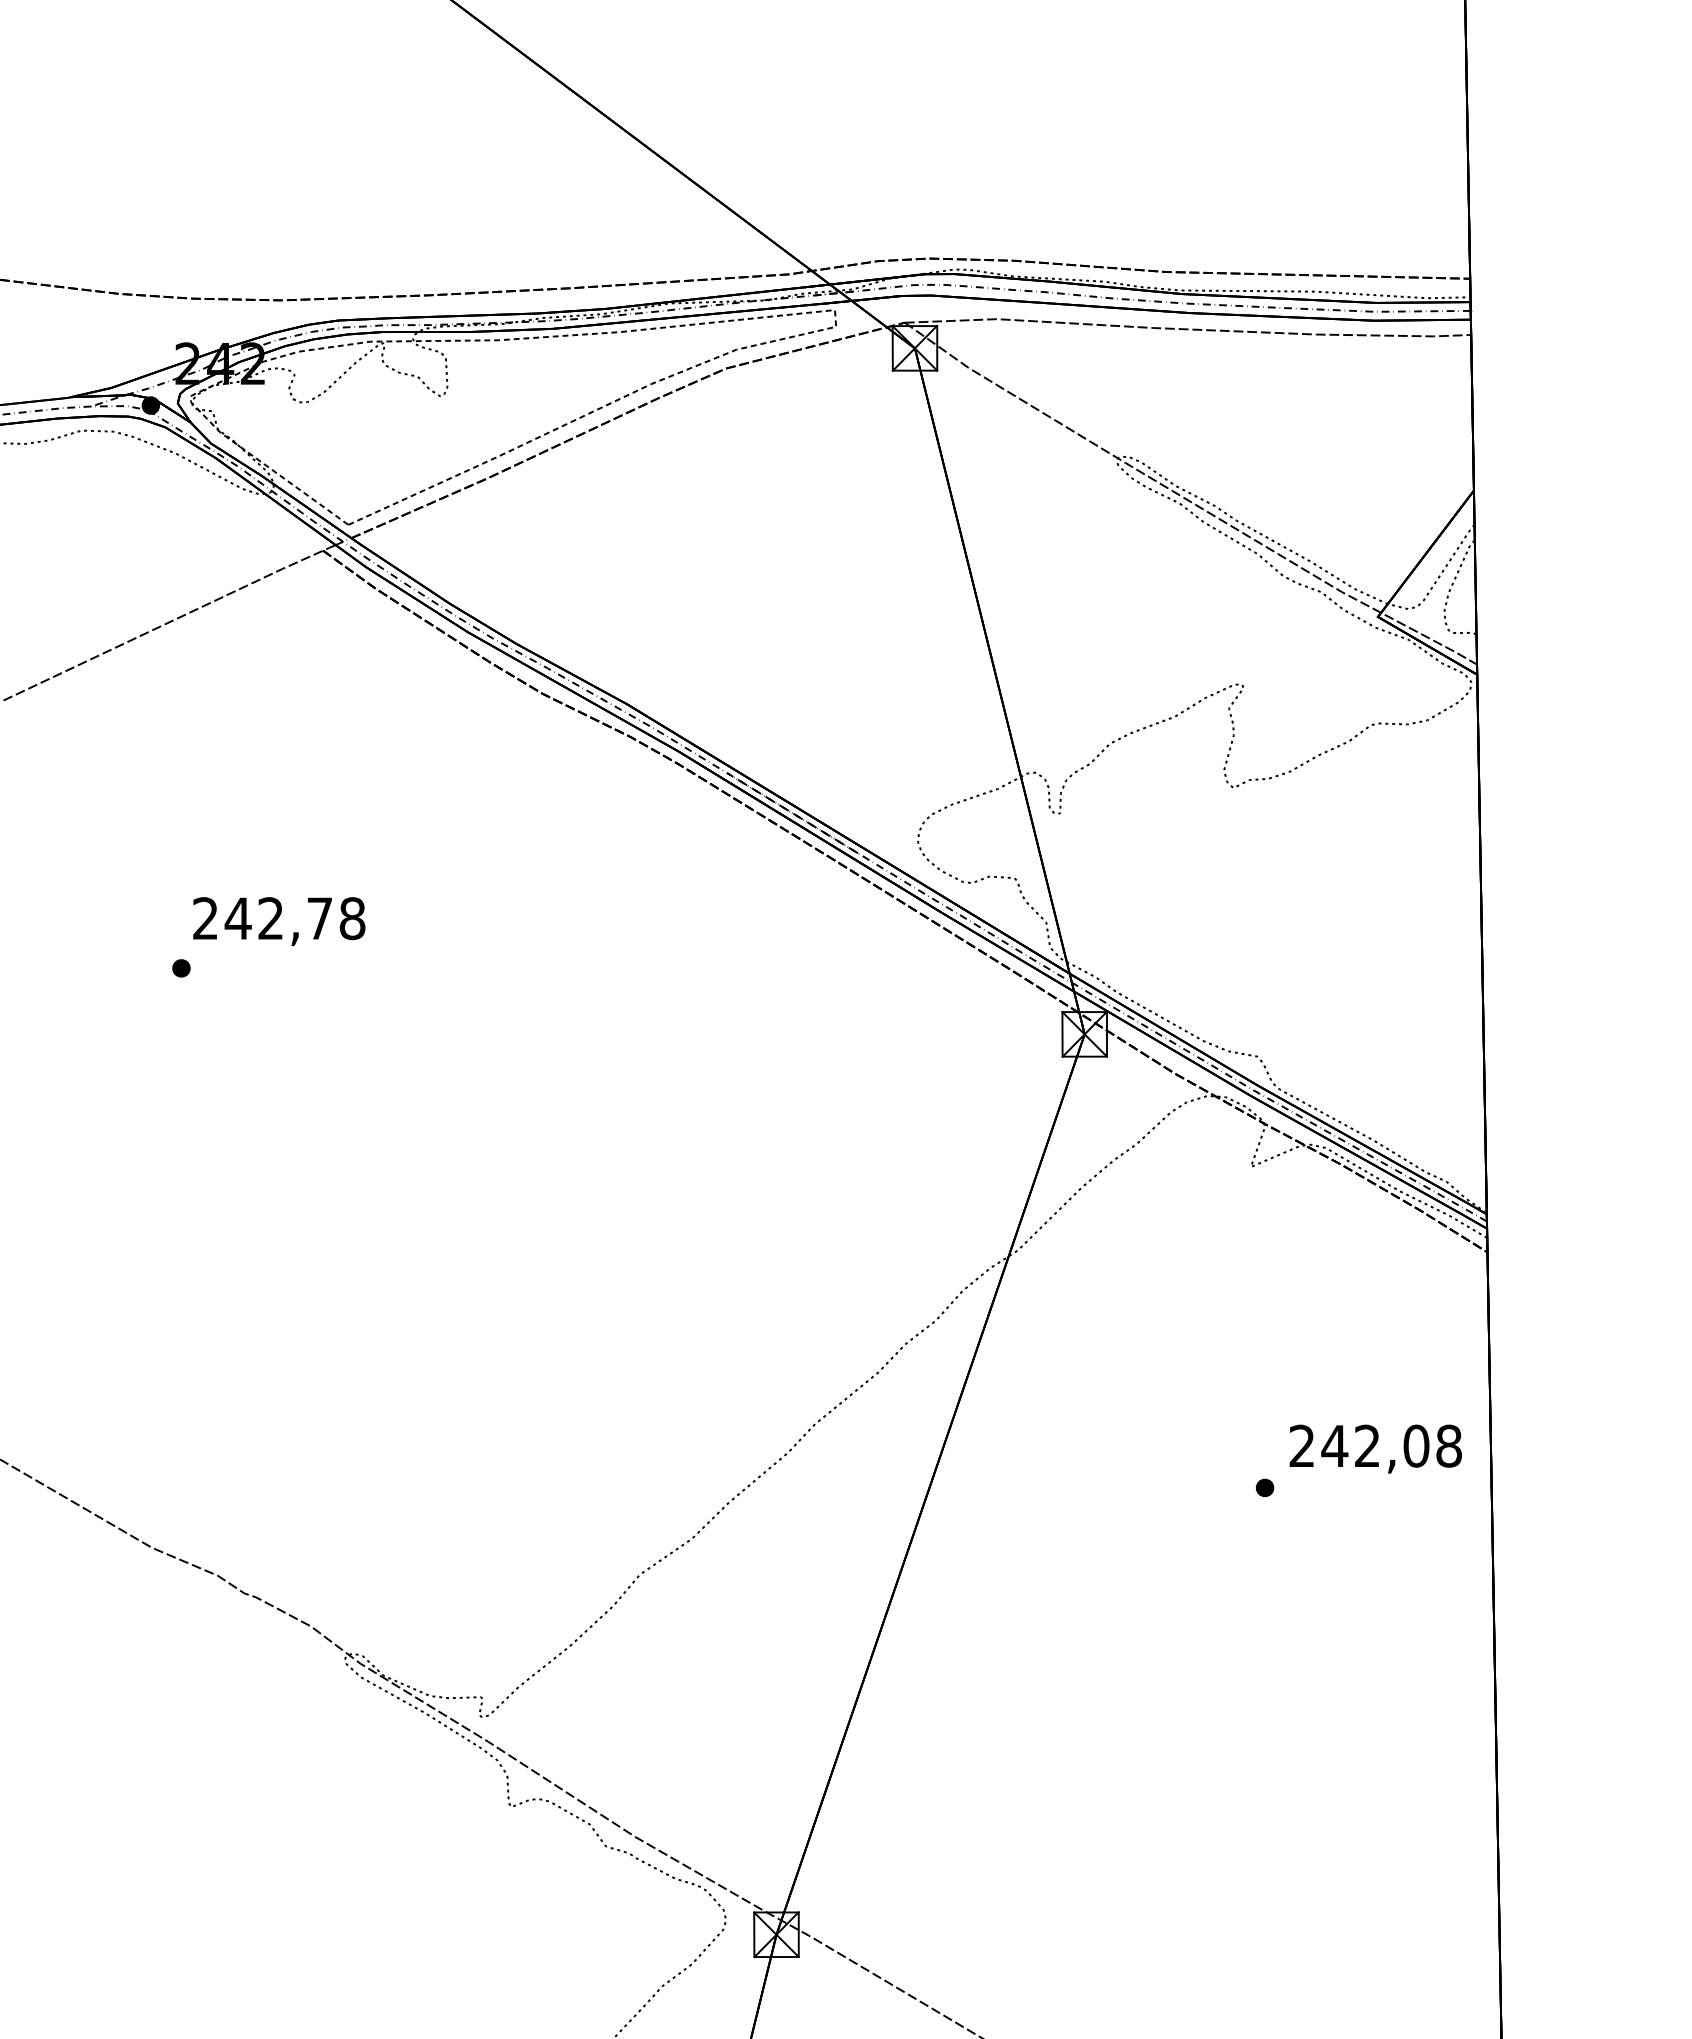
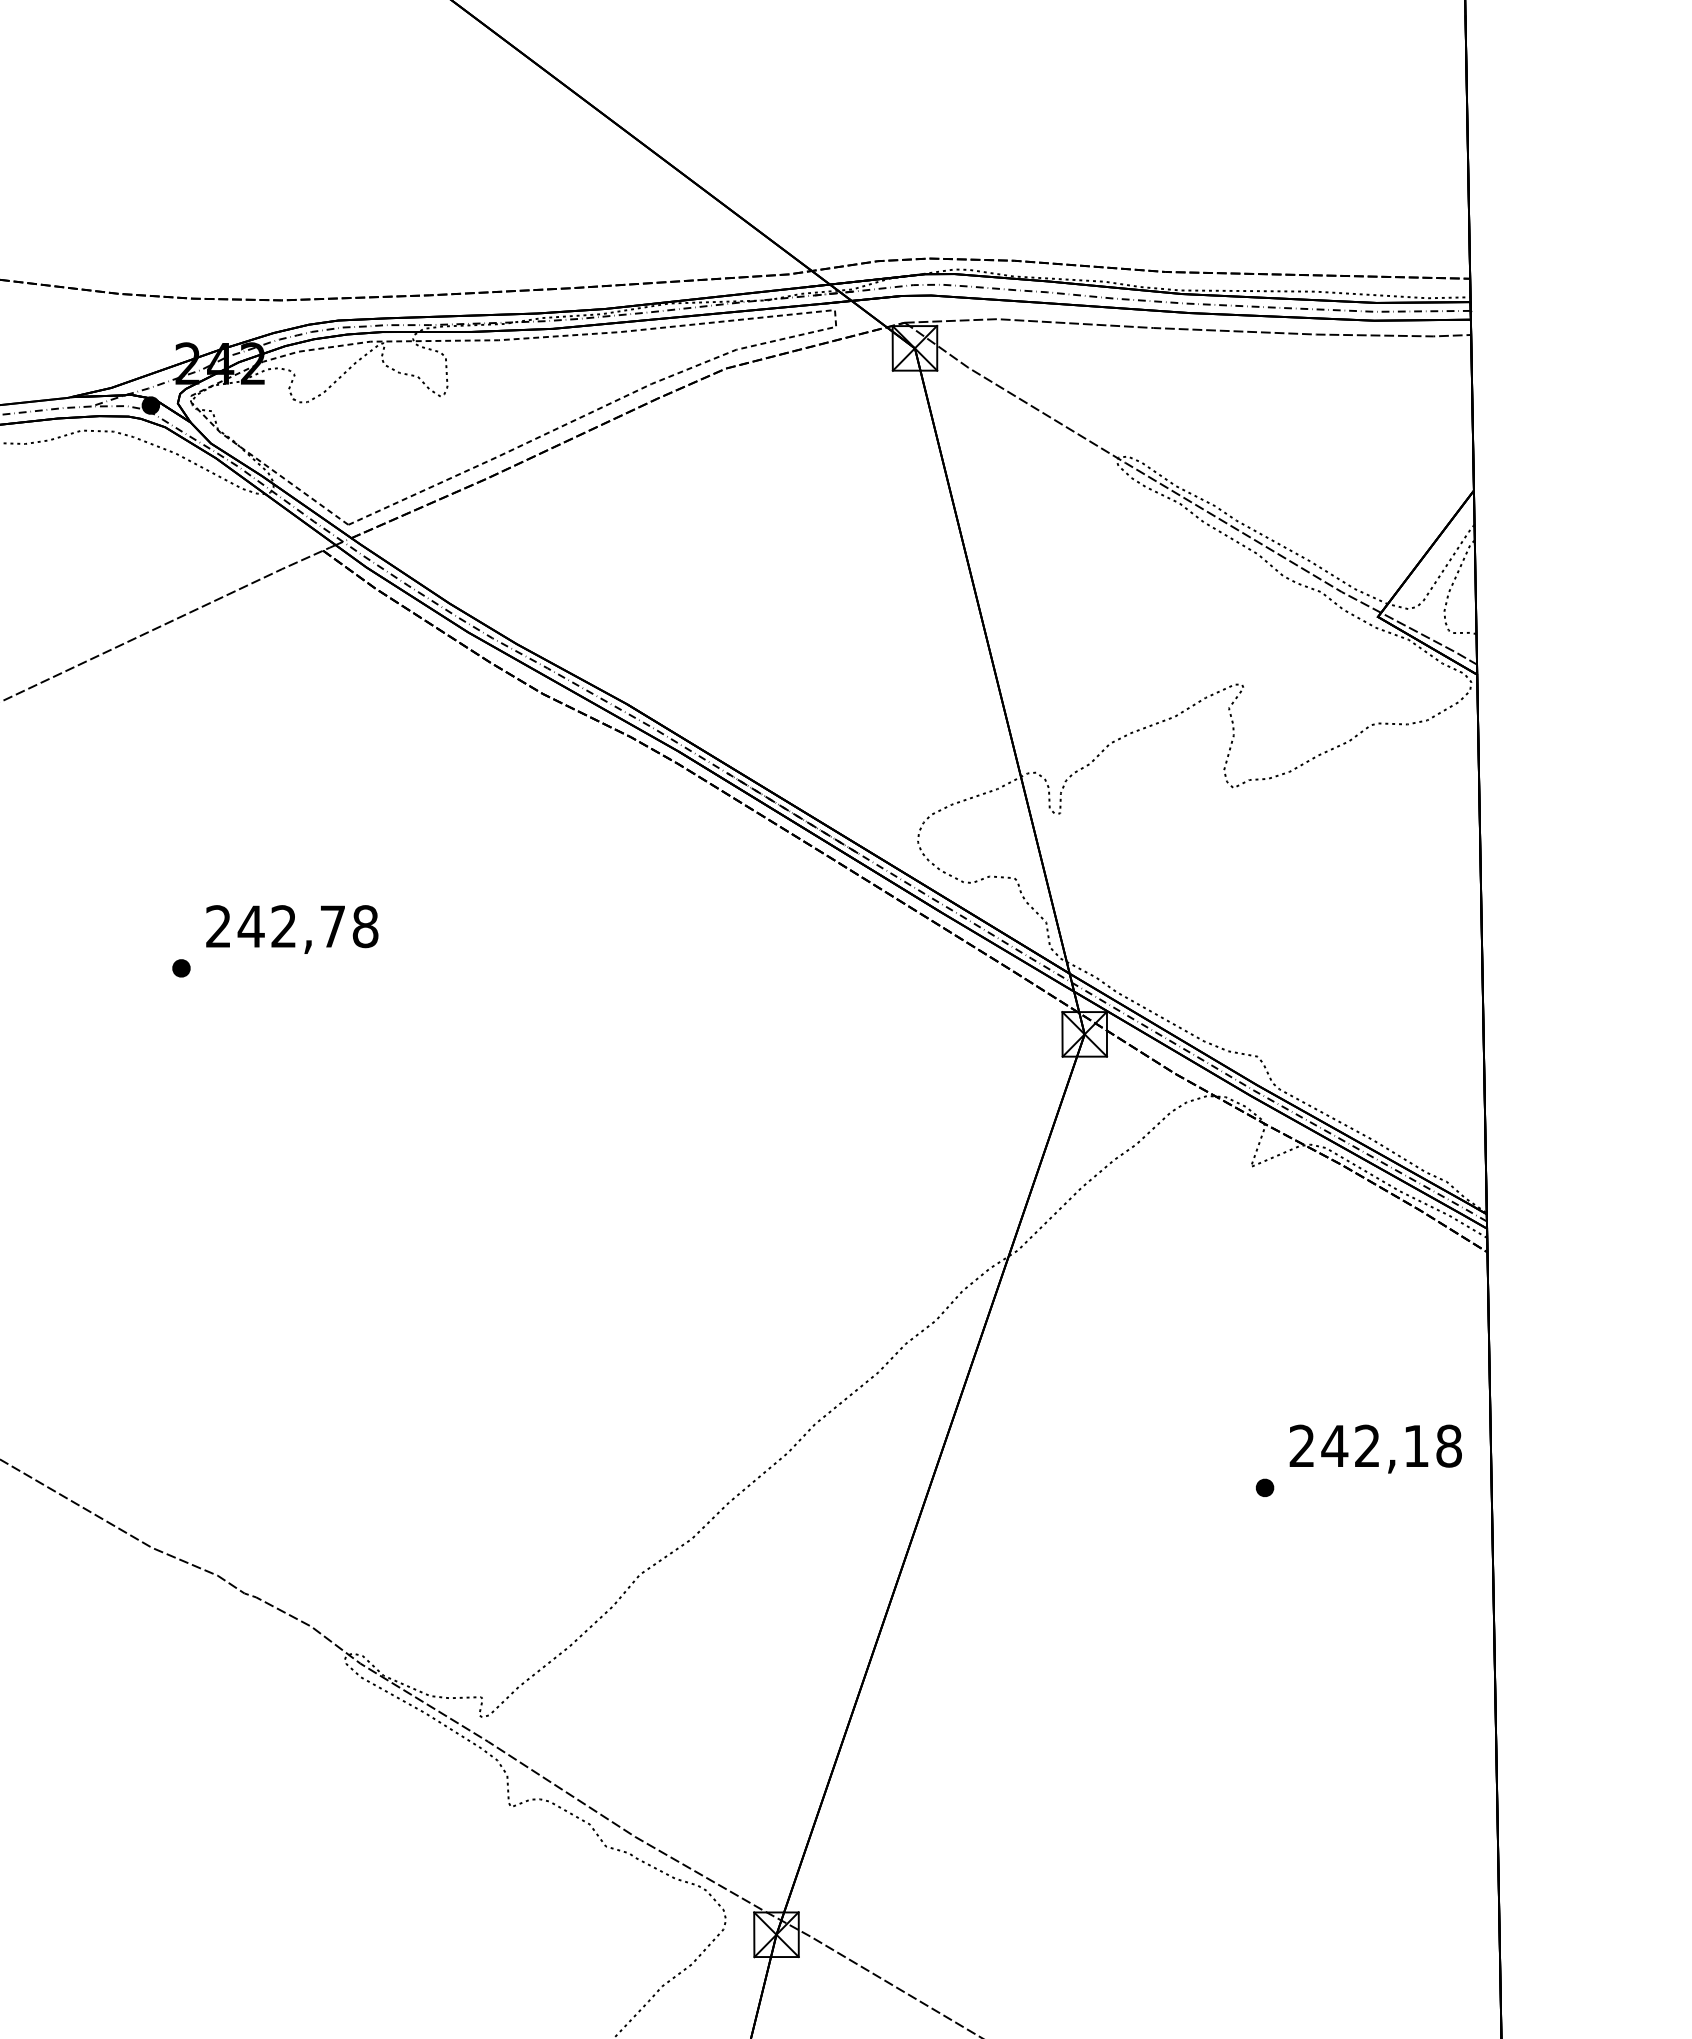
text position: (279, 921) -> (292, 929) (292, 929)
text: 242,08 -> 242,18 (1416, 1445)
